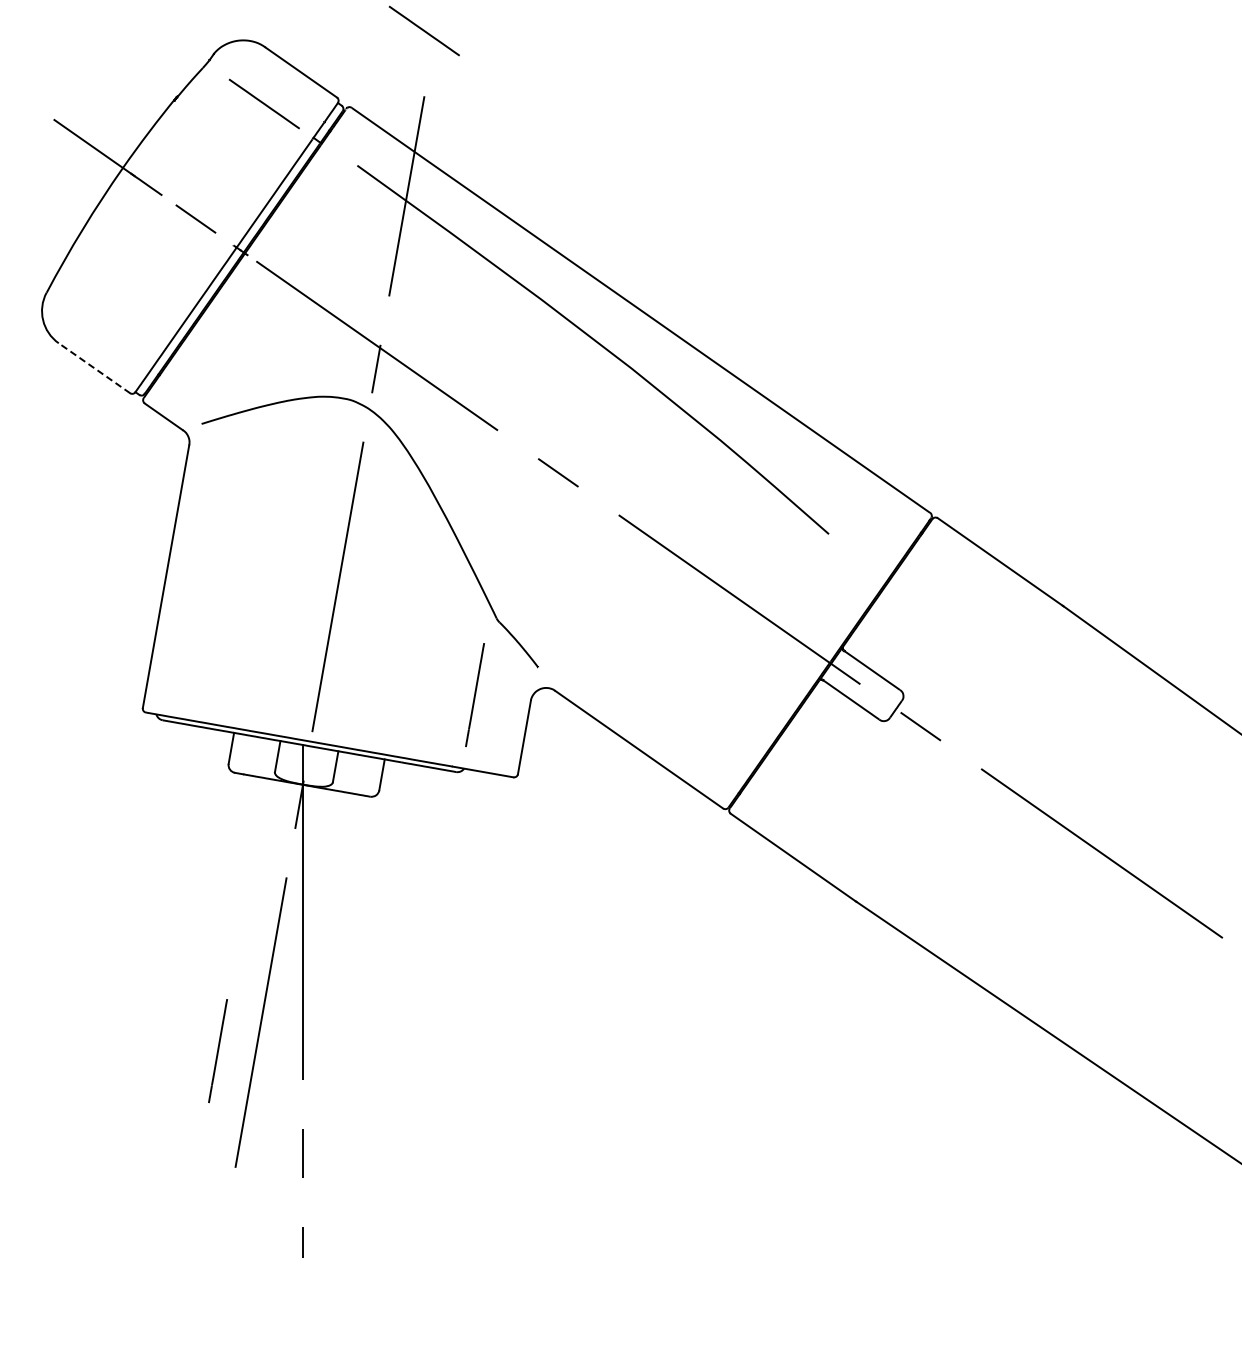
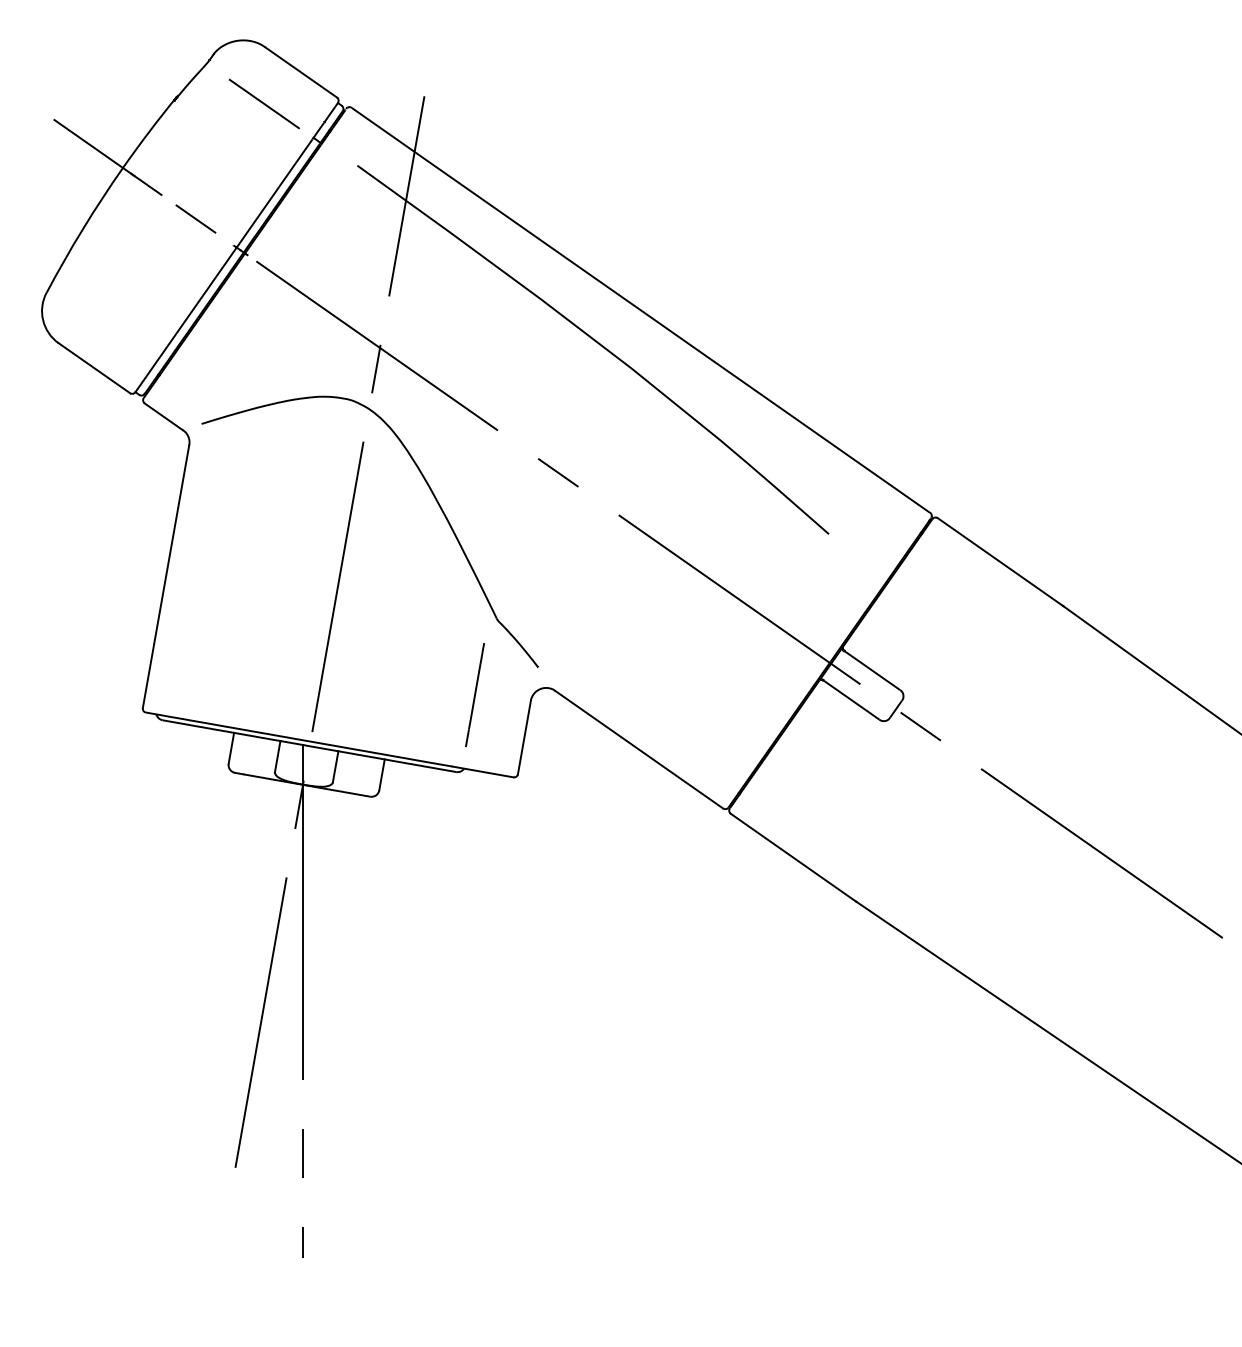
line: present -> none (423, 30)
line: dashed -> solid (94, 368)
line: present -> none (217, 1051)
